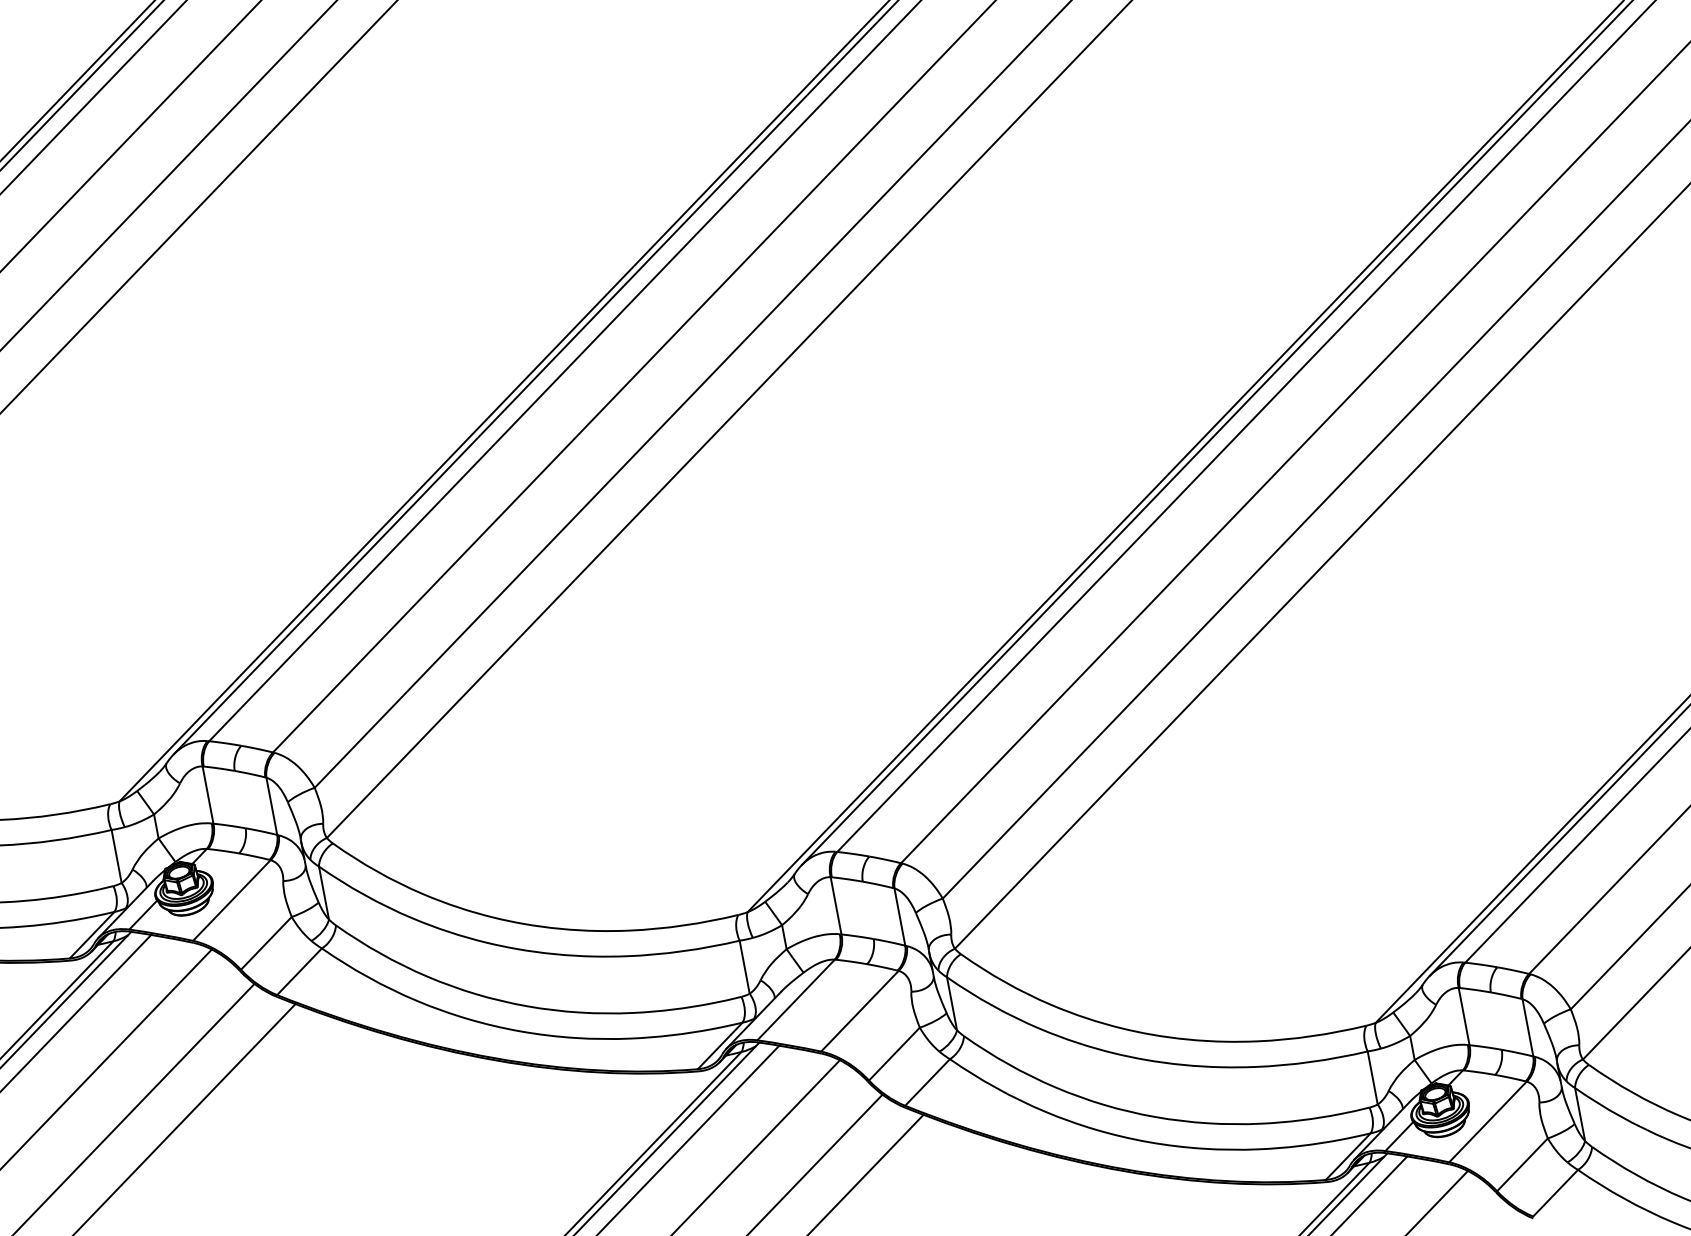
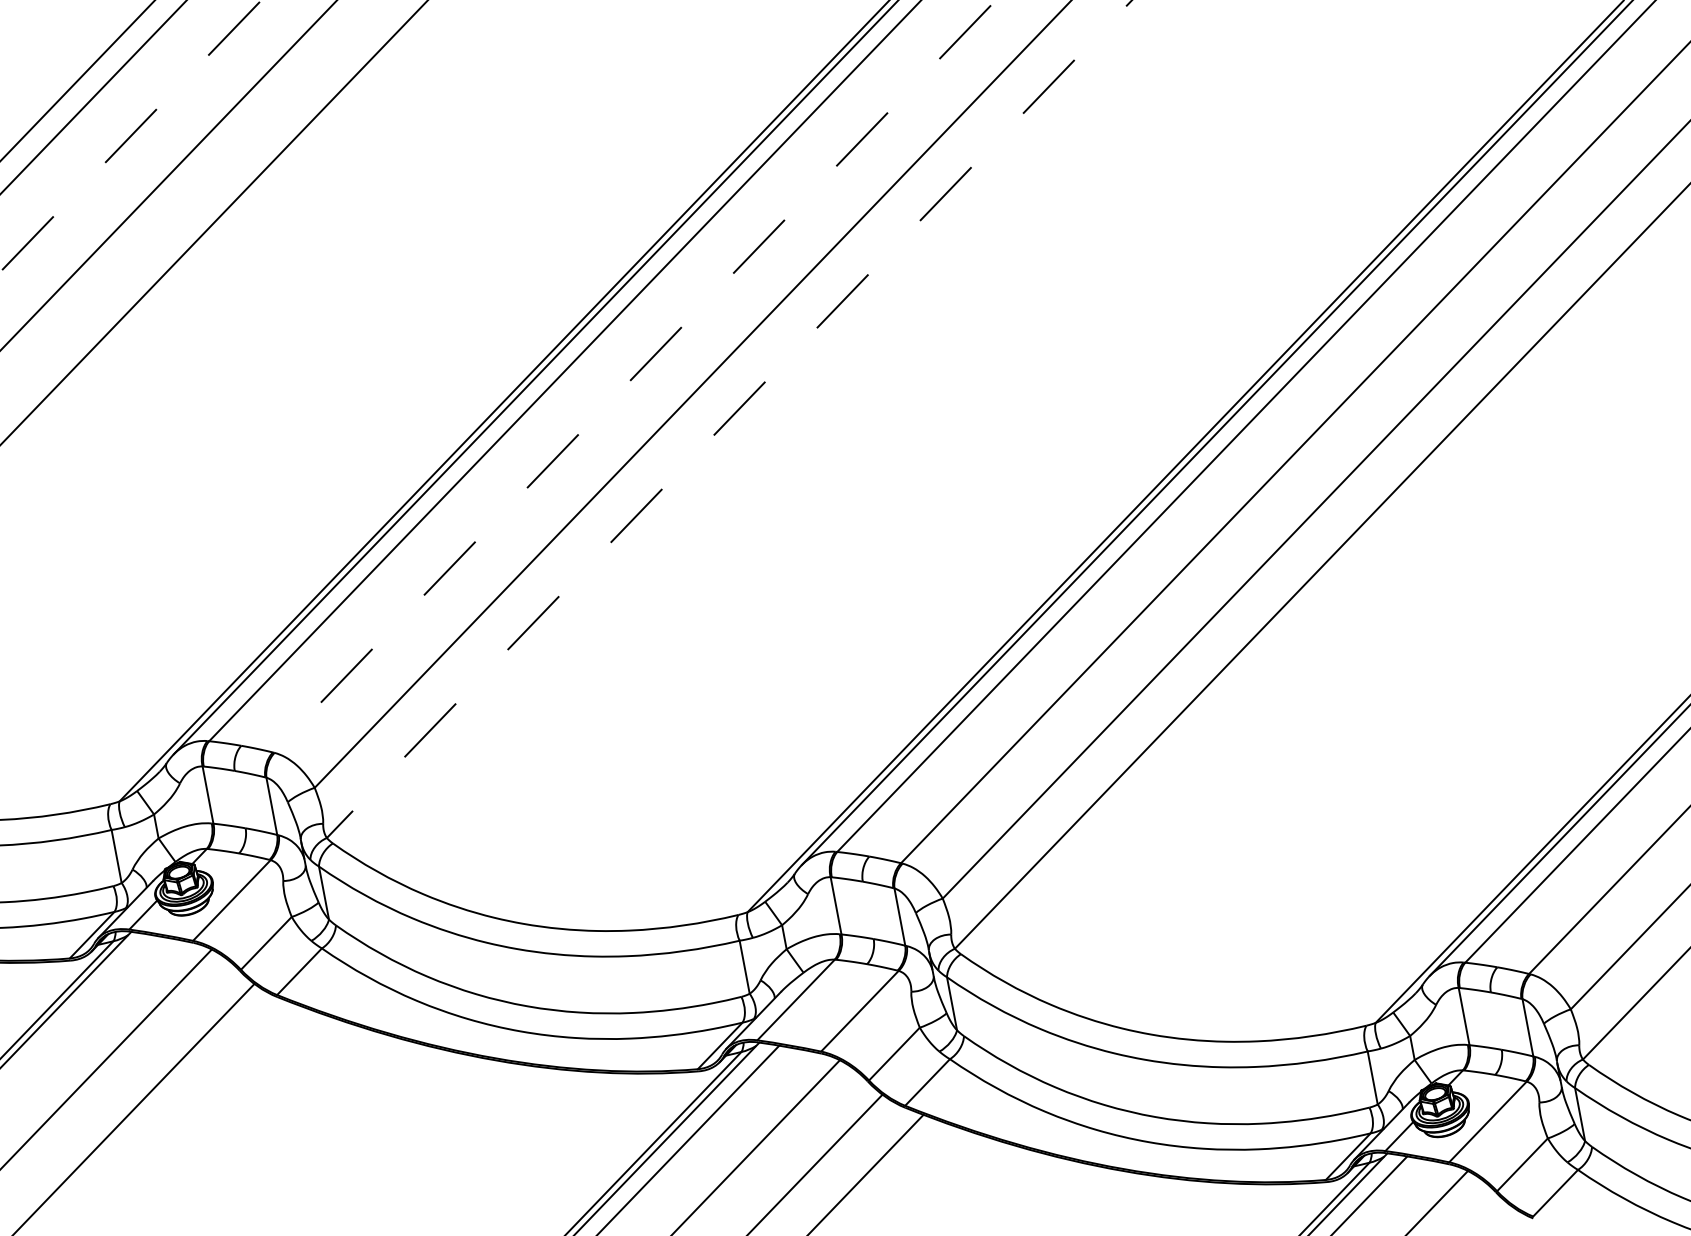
line: present -> none (82, 85)
line: solid -> dashed (130, 136)
line position: (198, 206) -> (214, 222) (214, 222)
line: solid -> dashed (634, 376)
line: solid -> dashed (729, 419)
line: present -> none (76, 1011)
line: present -> none (185, 1118)
